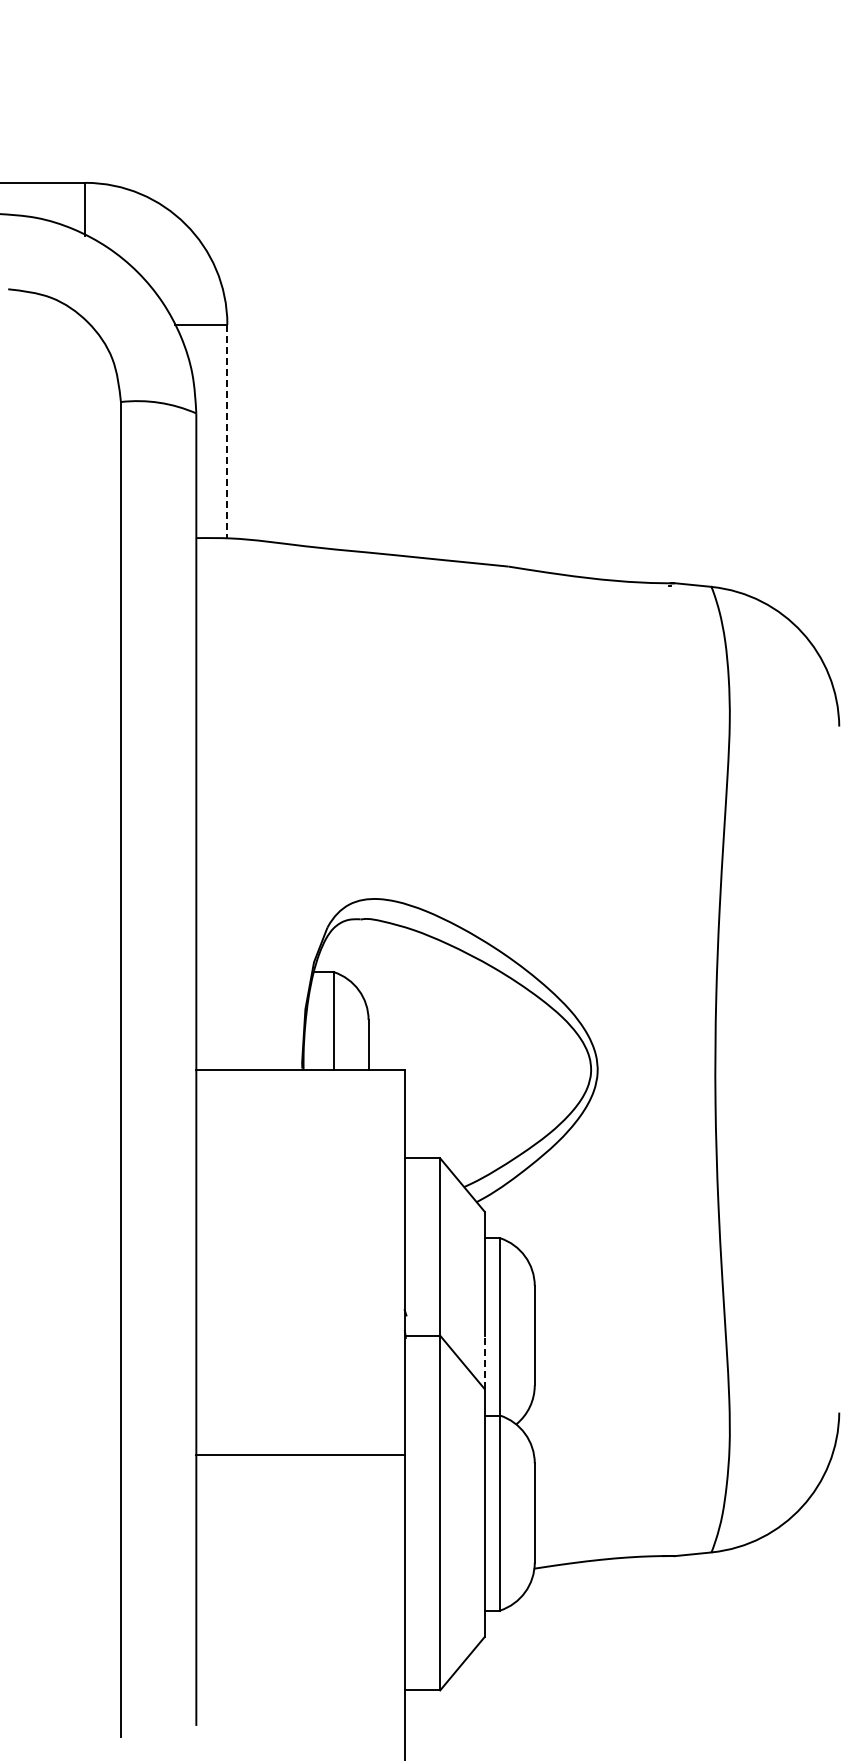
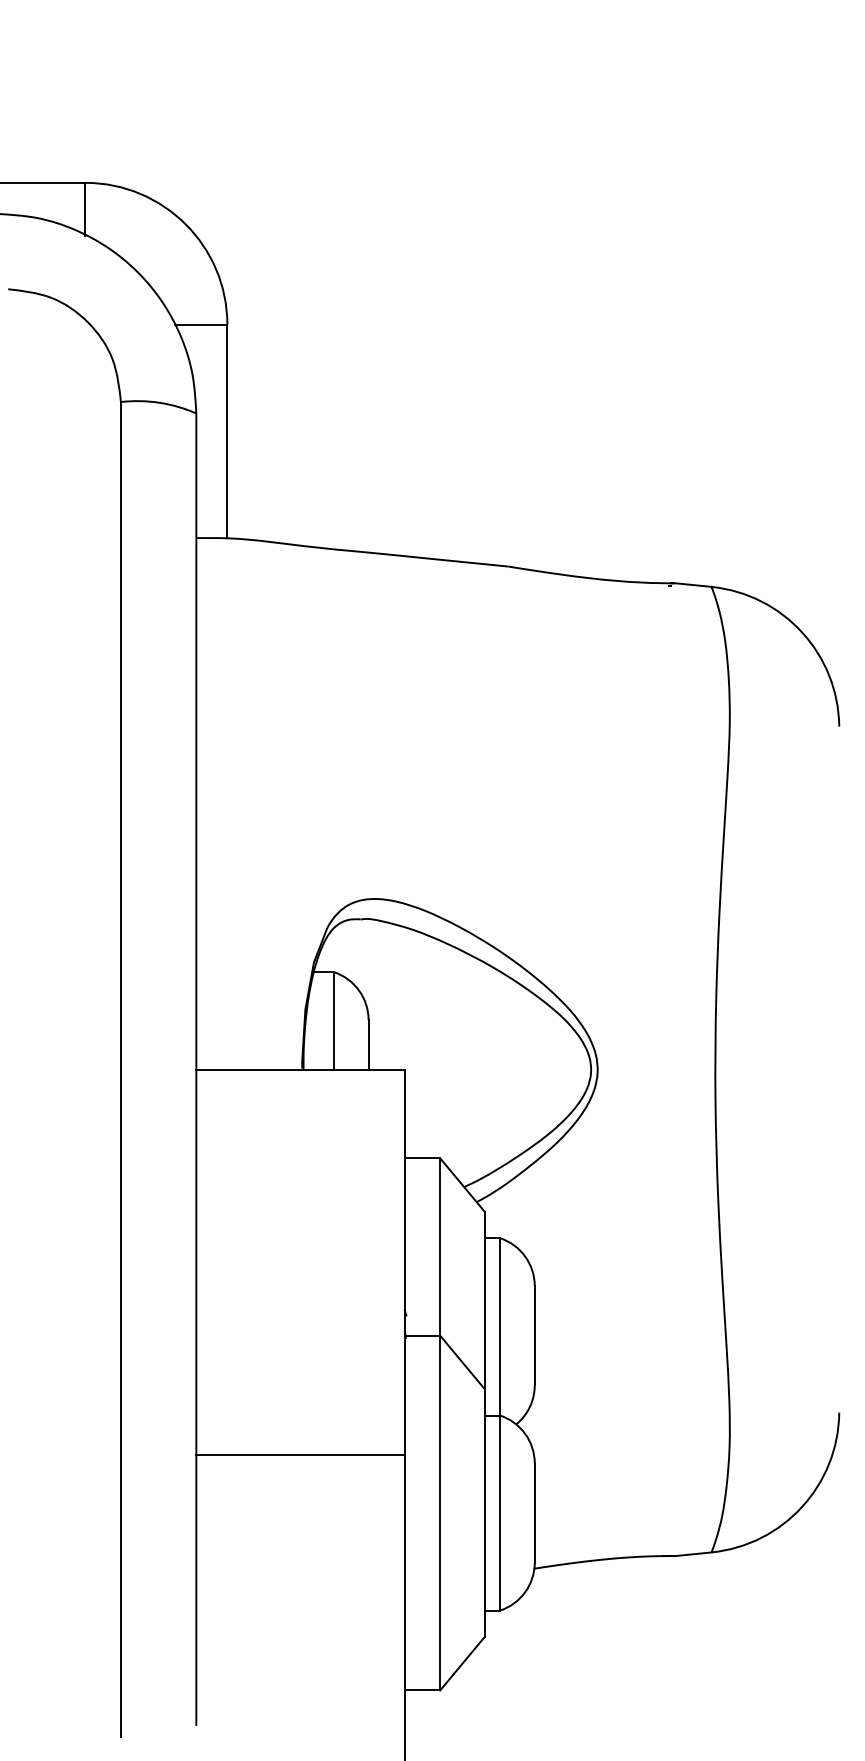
line: dashed -> solid (227, 431)
line: dashed -> solid (484, 1362)
